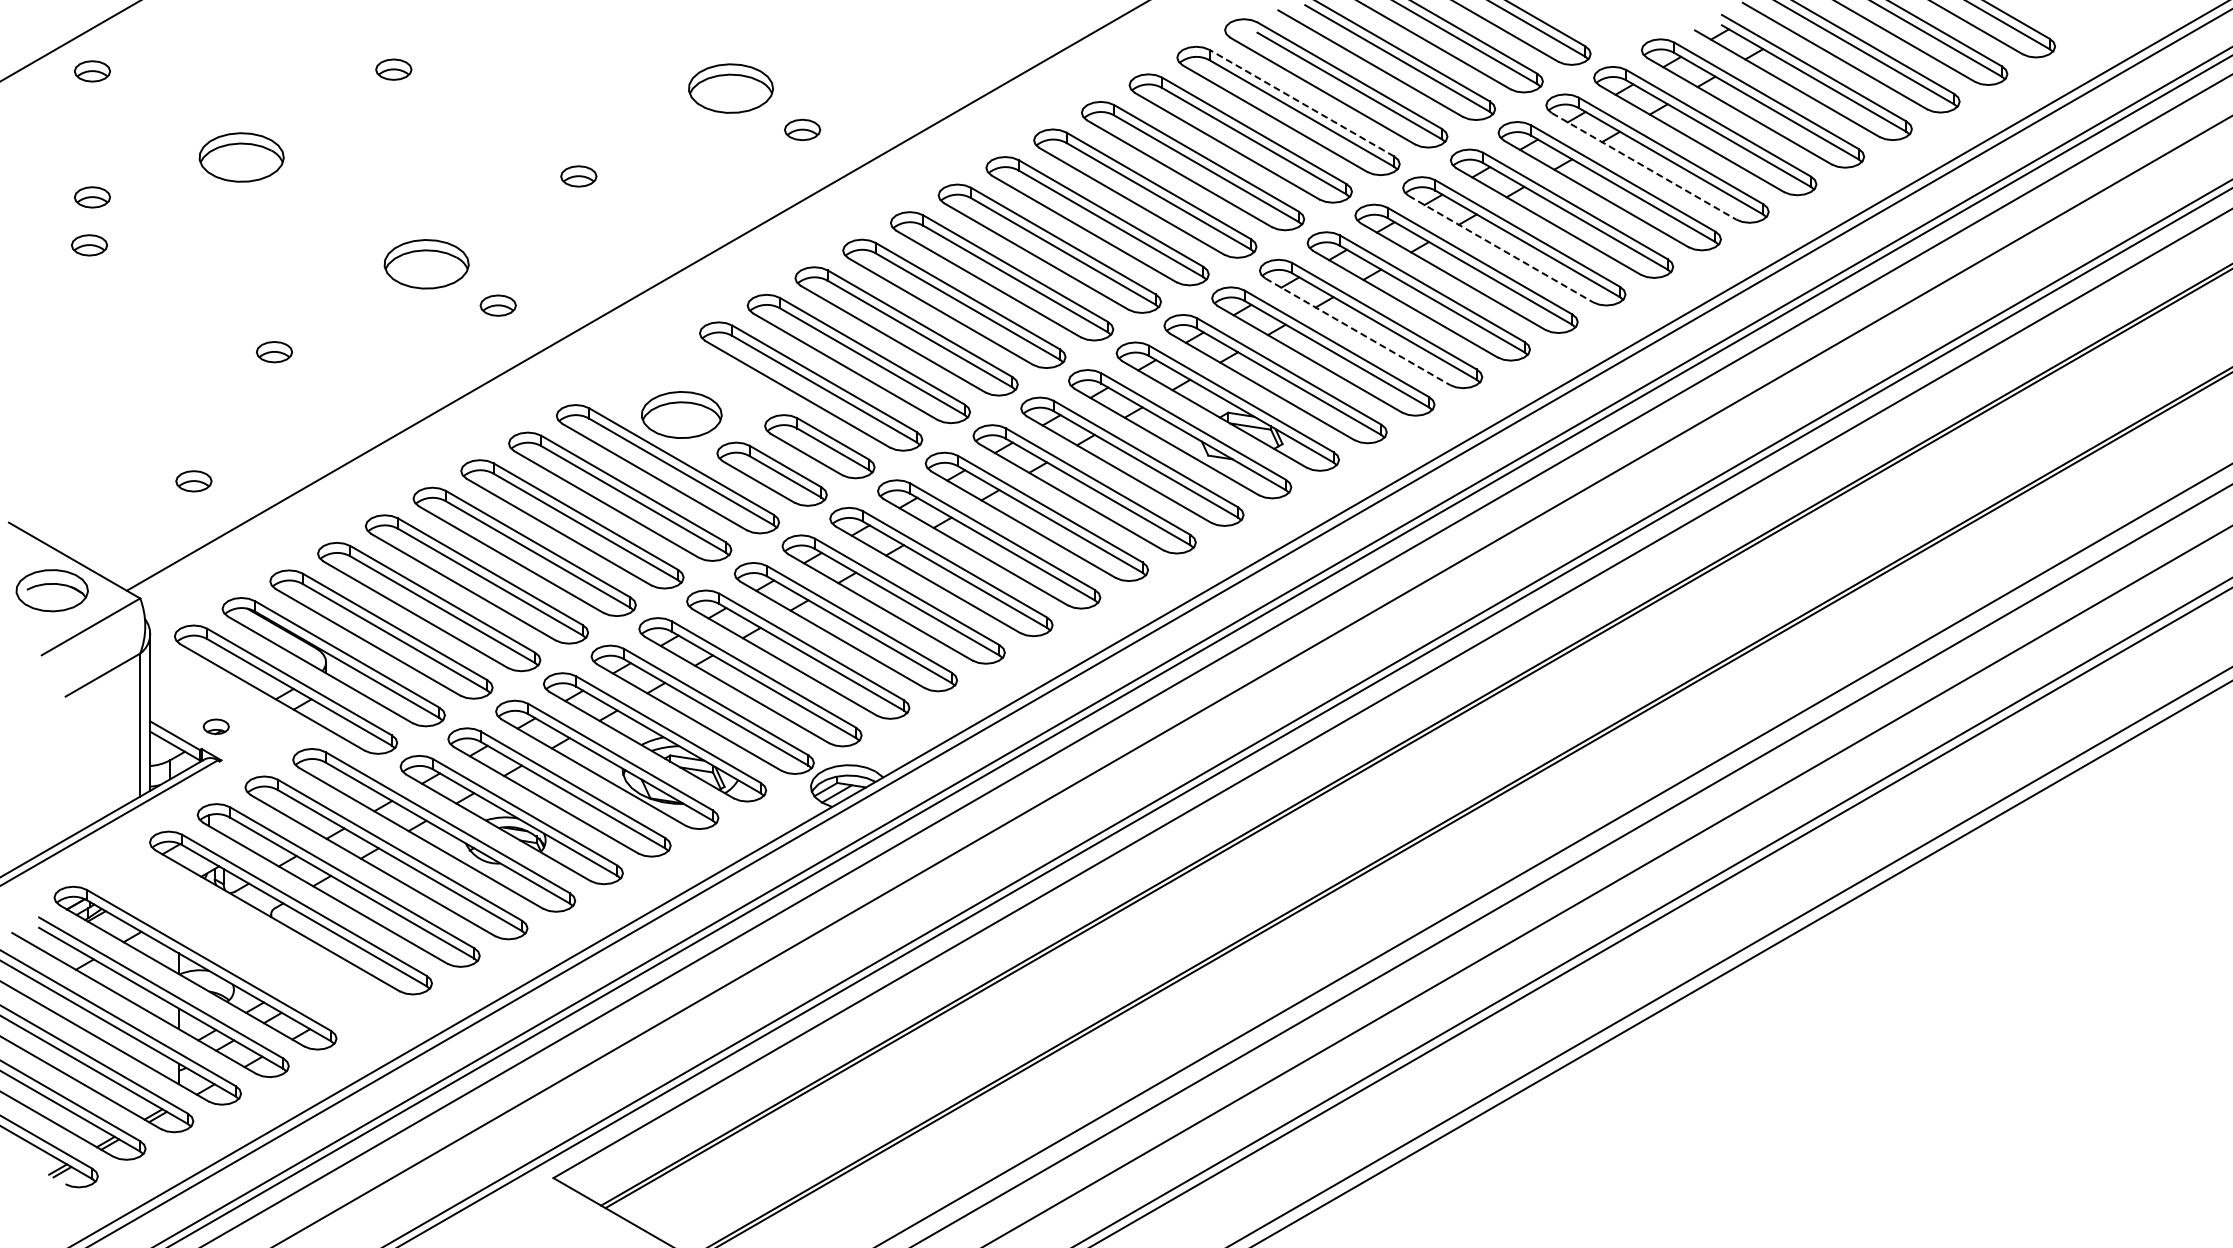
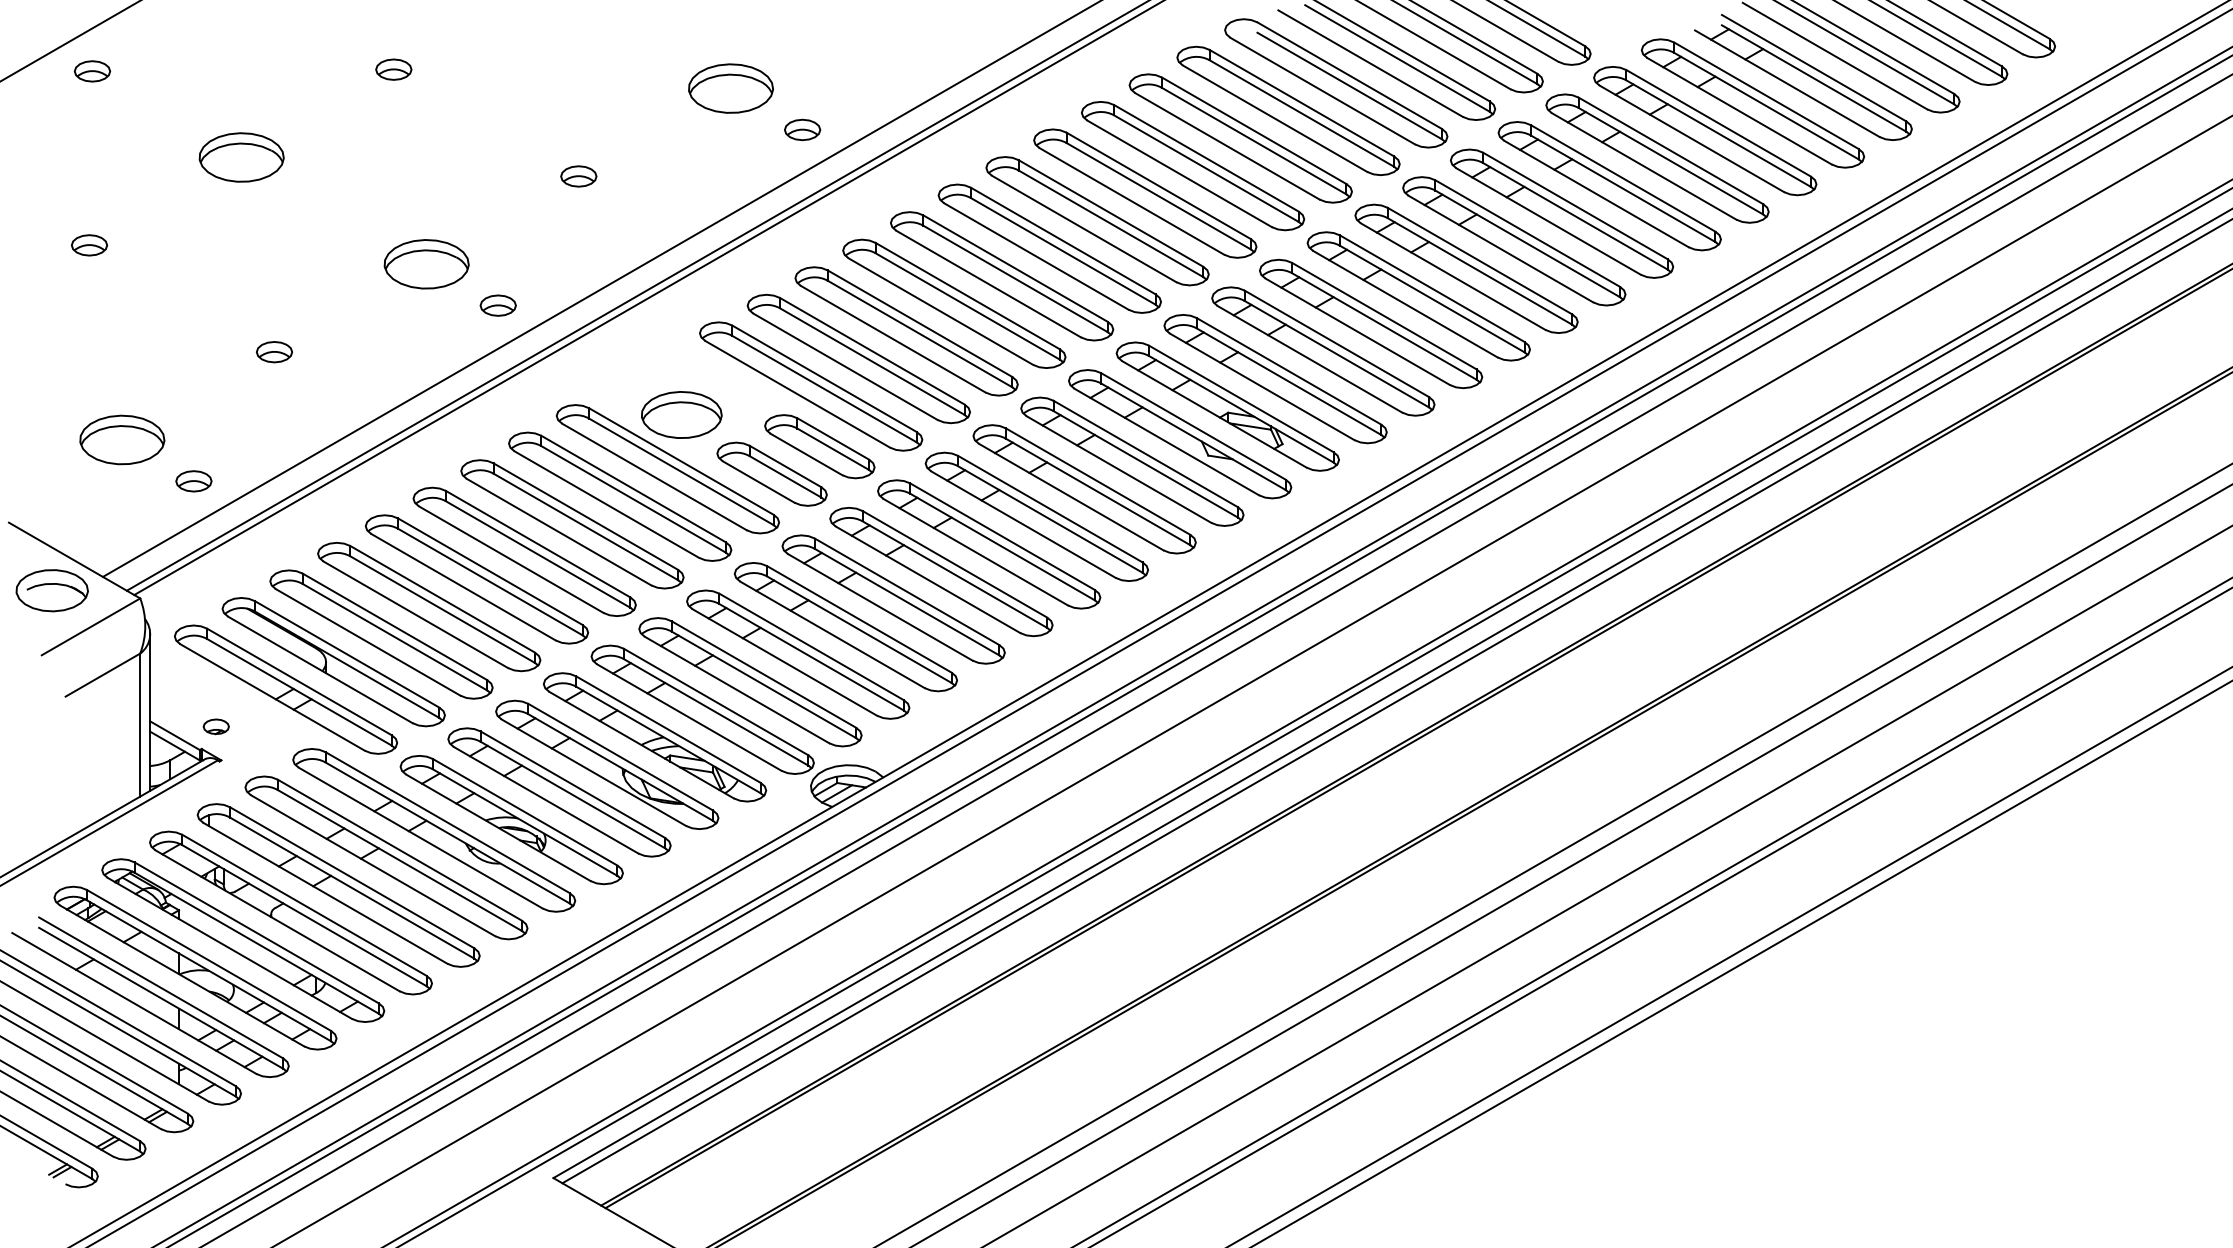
line: dashed -> solid (1301, 103)
line: dashed -> solid (1644, 166)
part: present -> none (92, 197)
line: dashed -> solid (1500, 249)
line: none -> present (600, 289)
line: none -> present (647, 298)
line: dashed -> solid (1357, 331)
part: none -> present (122, 439)
line: none -> present (1395, 701)
part: none -> present (243, 940)
